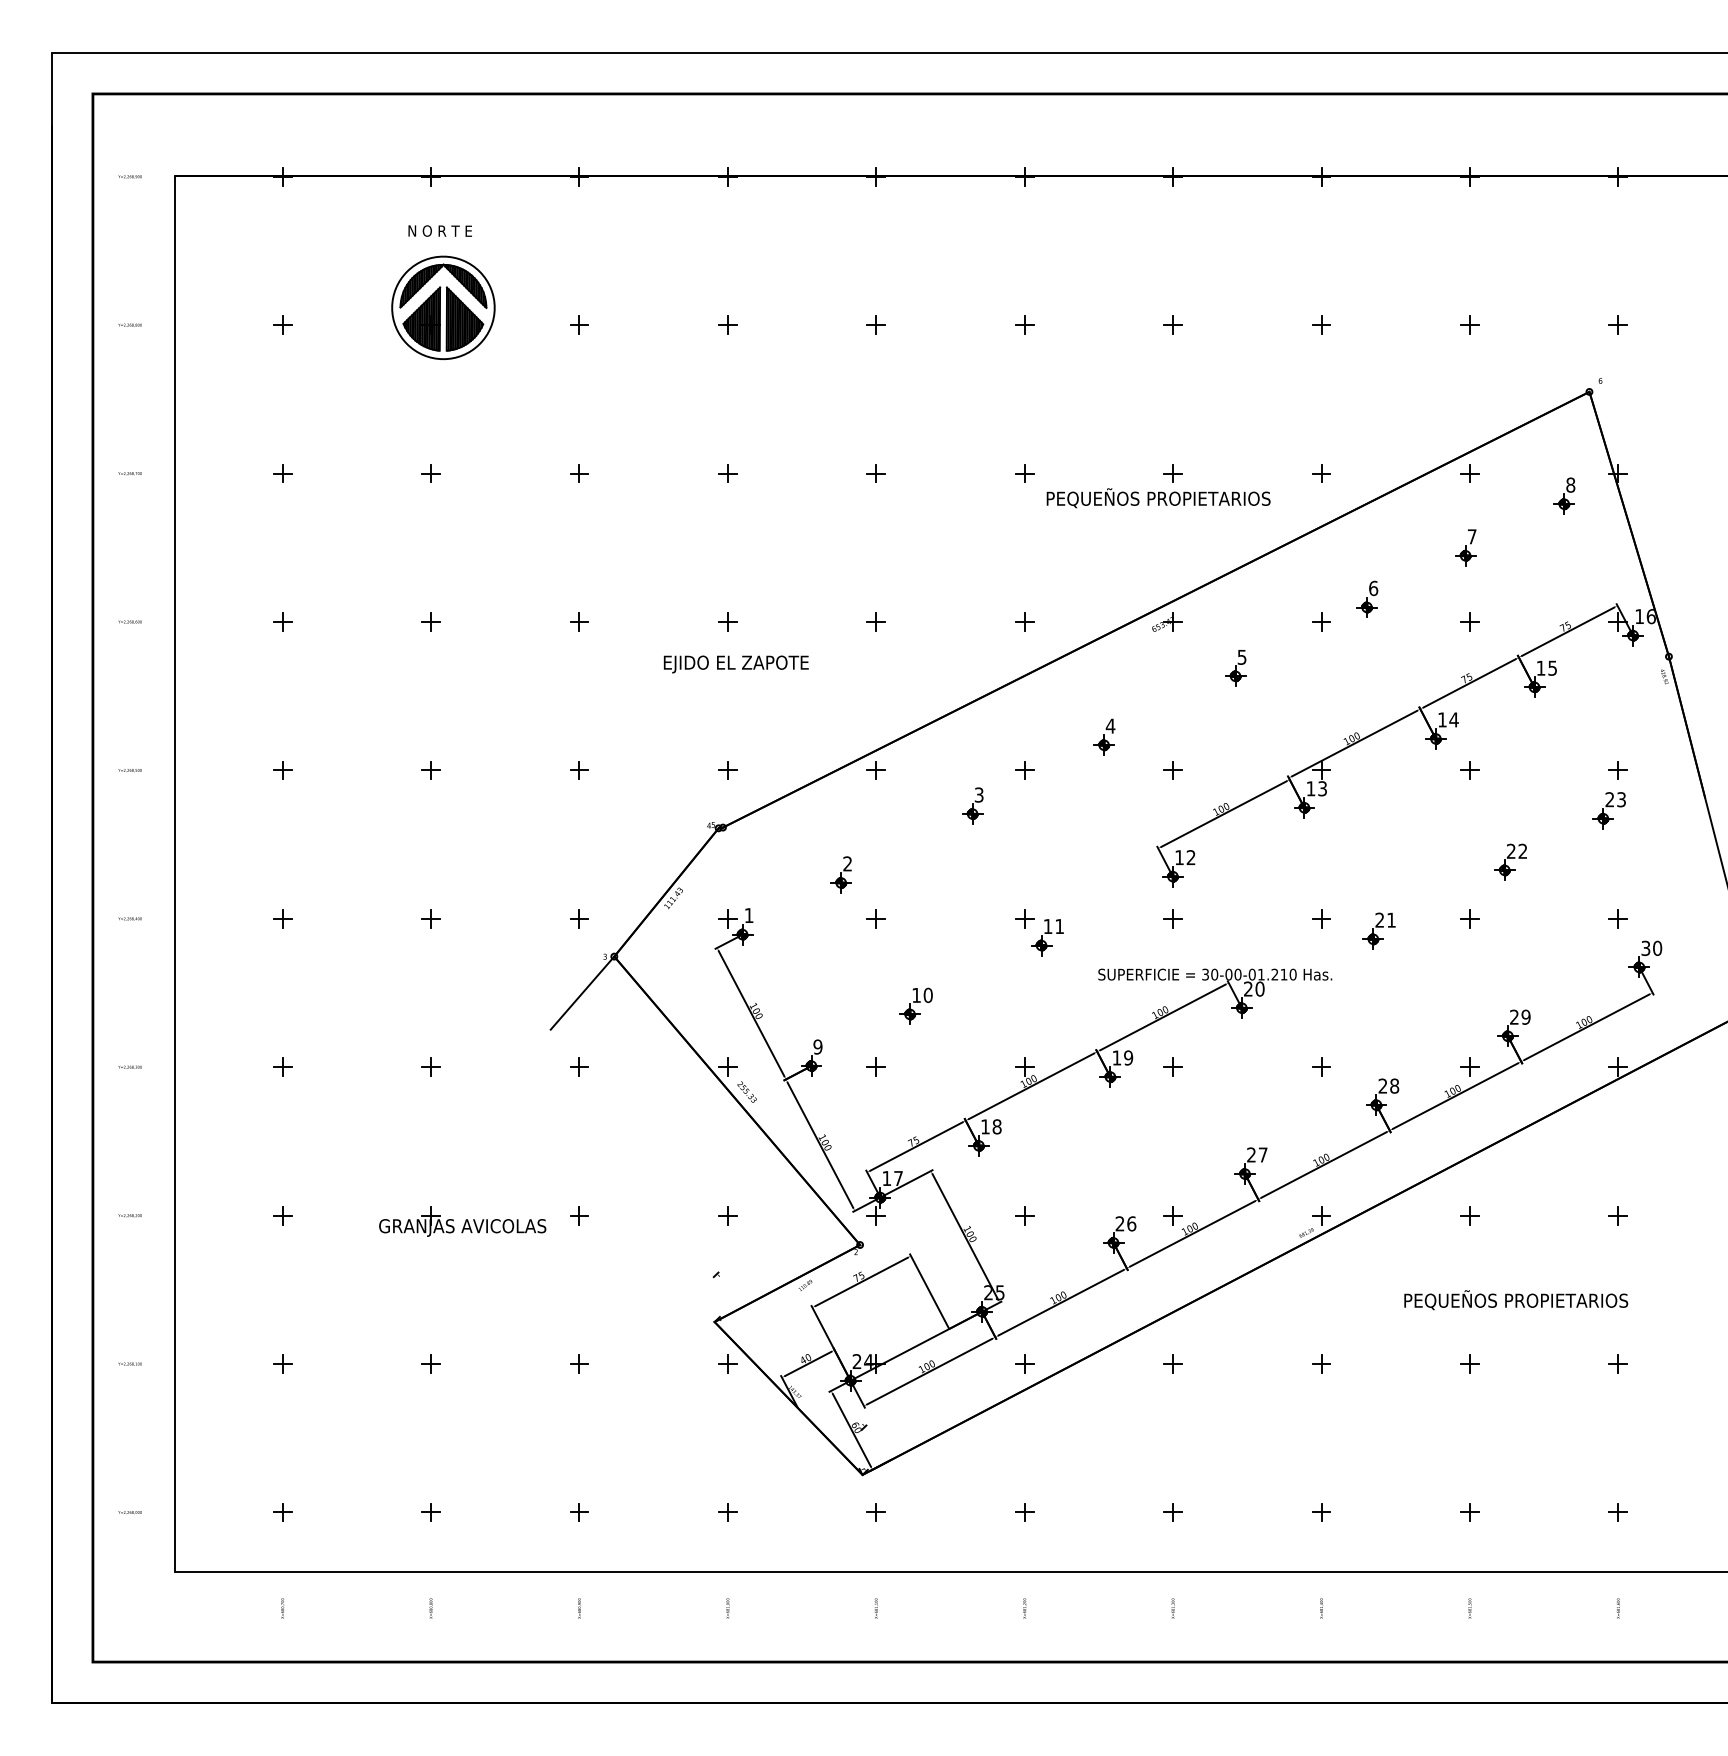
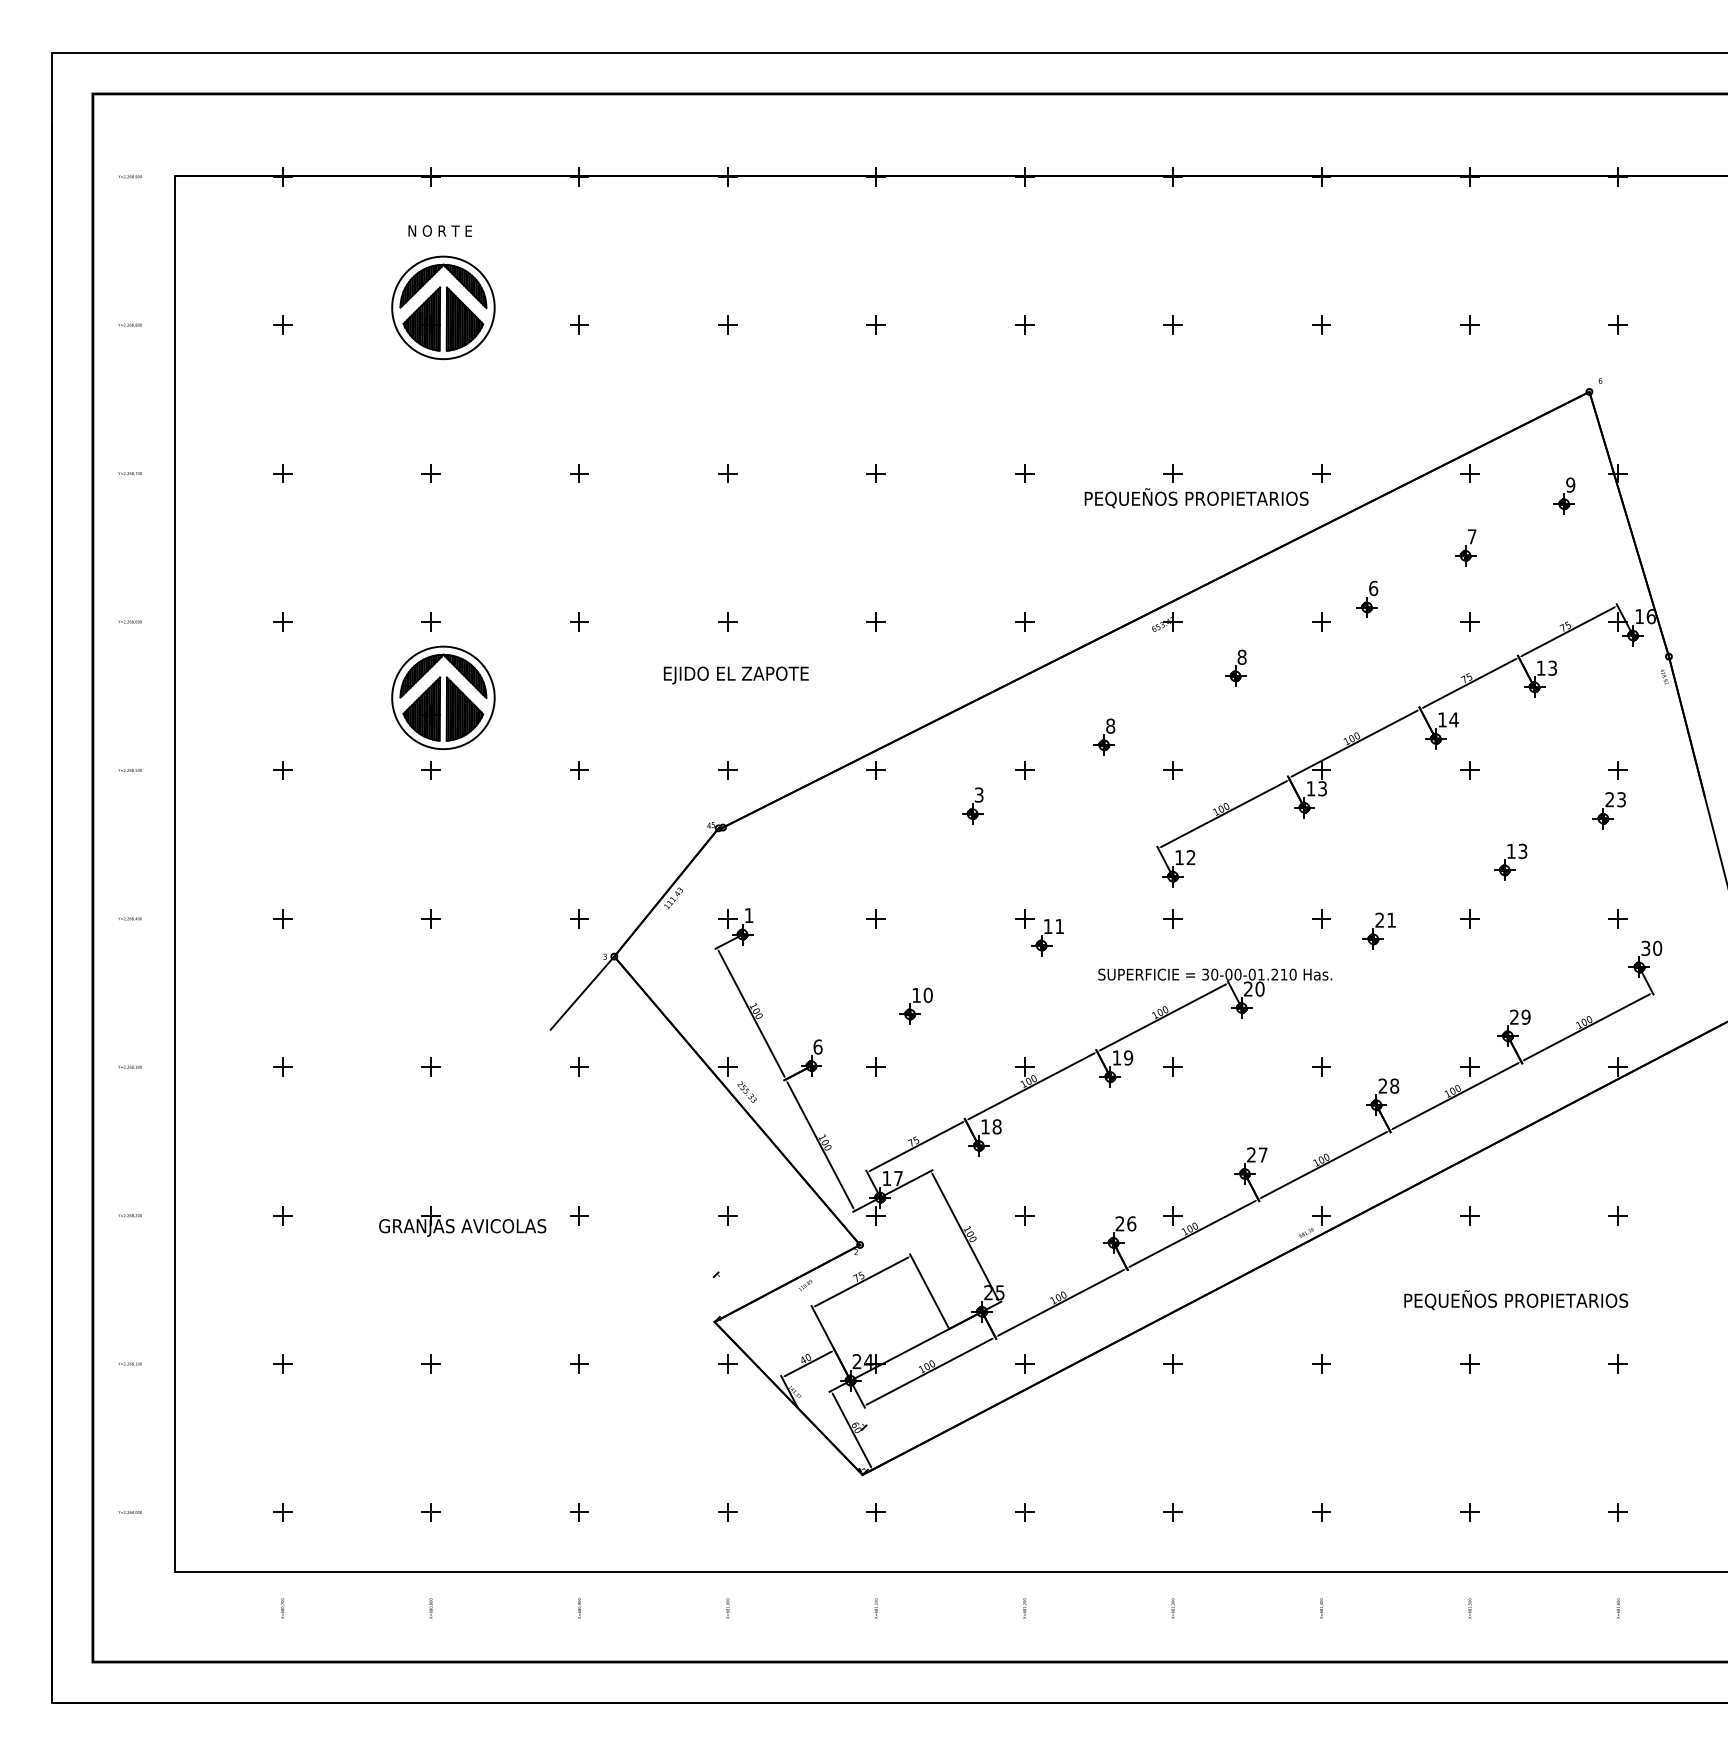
text: 8 -> 9 (1570, 484)
text position: (1158, 498) -> (1196, 498) (1196, 498)
text: 5 -> 8 (1241, 656)
text position: (735, 664) -> (735, 675) (735, 675)
text: 15 -> 13 (1552, 667)
part: none -> present (443, 697)
text: 4 -> 8 (1110, 725)
text: 22 -> 13 (1517, 850)
part: present -> none (840, 874)
text: 9 -> 6 (817, 1046)
